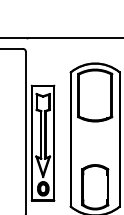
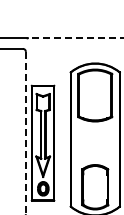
line: solid -> dashed (75, 38)
line: solid -> dashed (25, 133)
